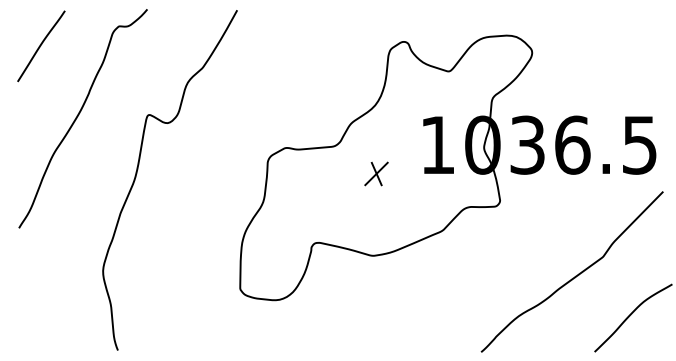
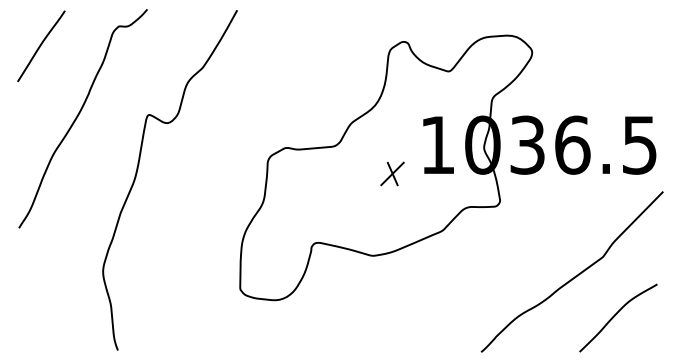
part position: (376, 173) -> (392, 173) (392, 173)
curve position: (631, 315) -> (616, 315) (616, 315)
